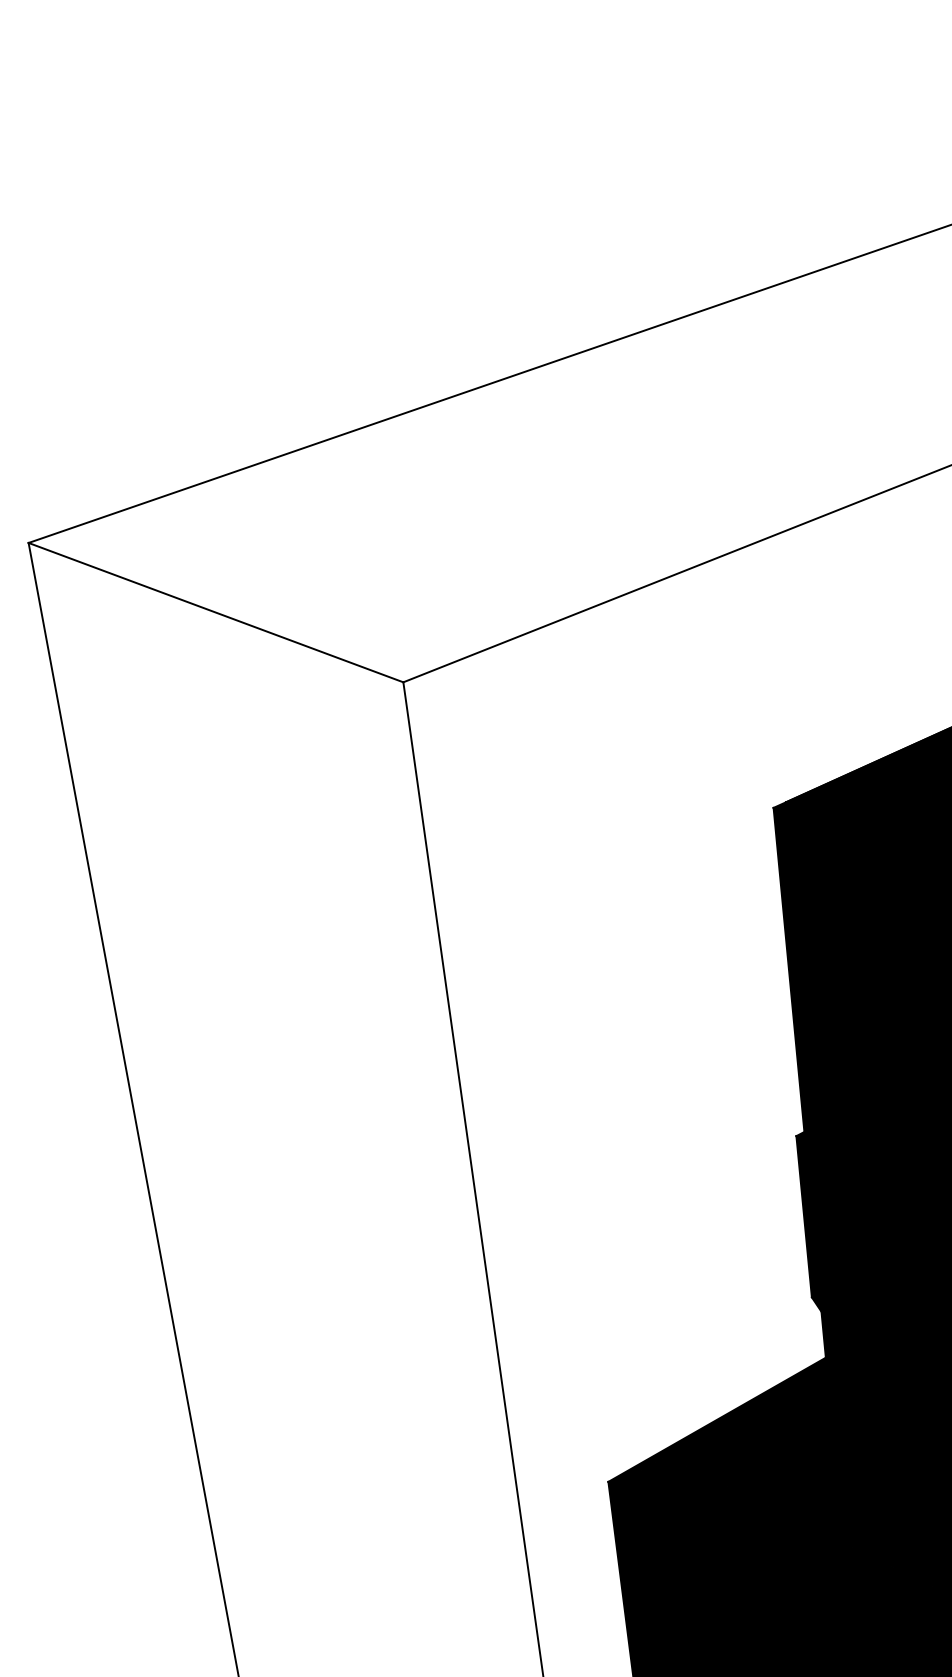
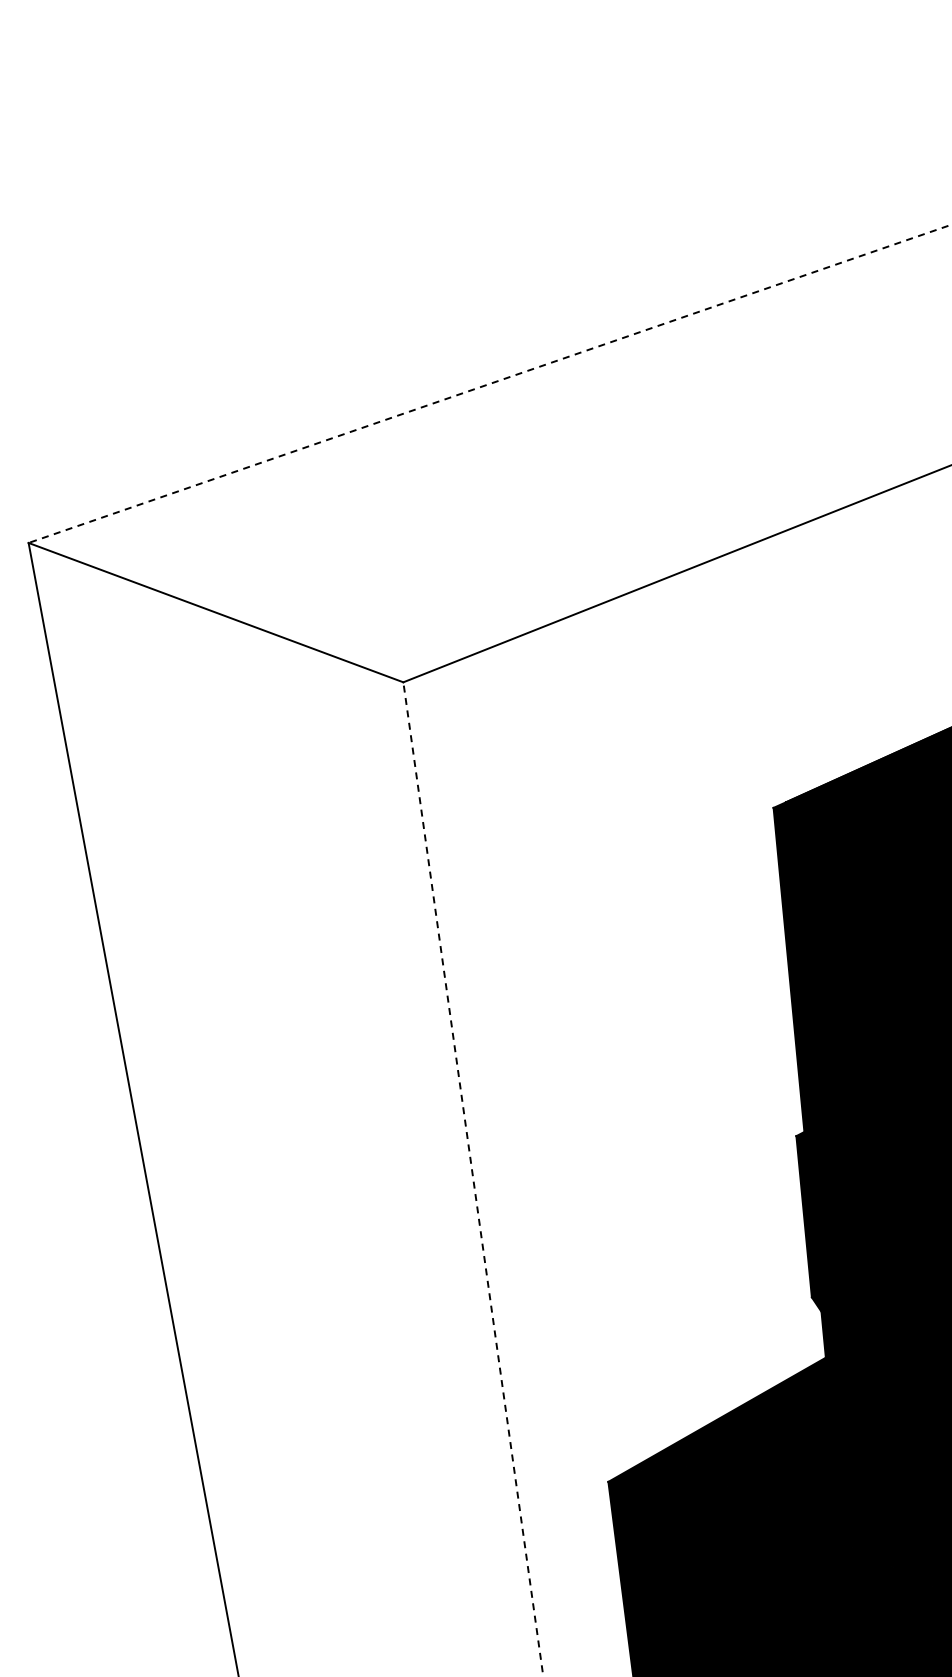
line: solid -> dashed (489, 383)
line: solid -> dashed (473, 1179)
